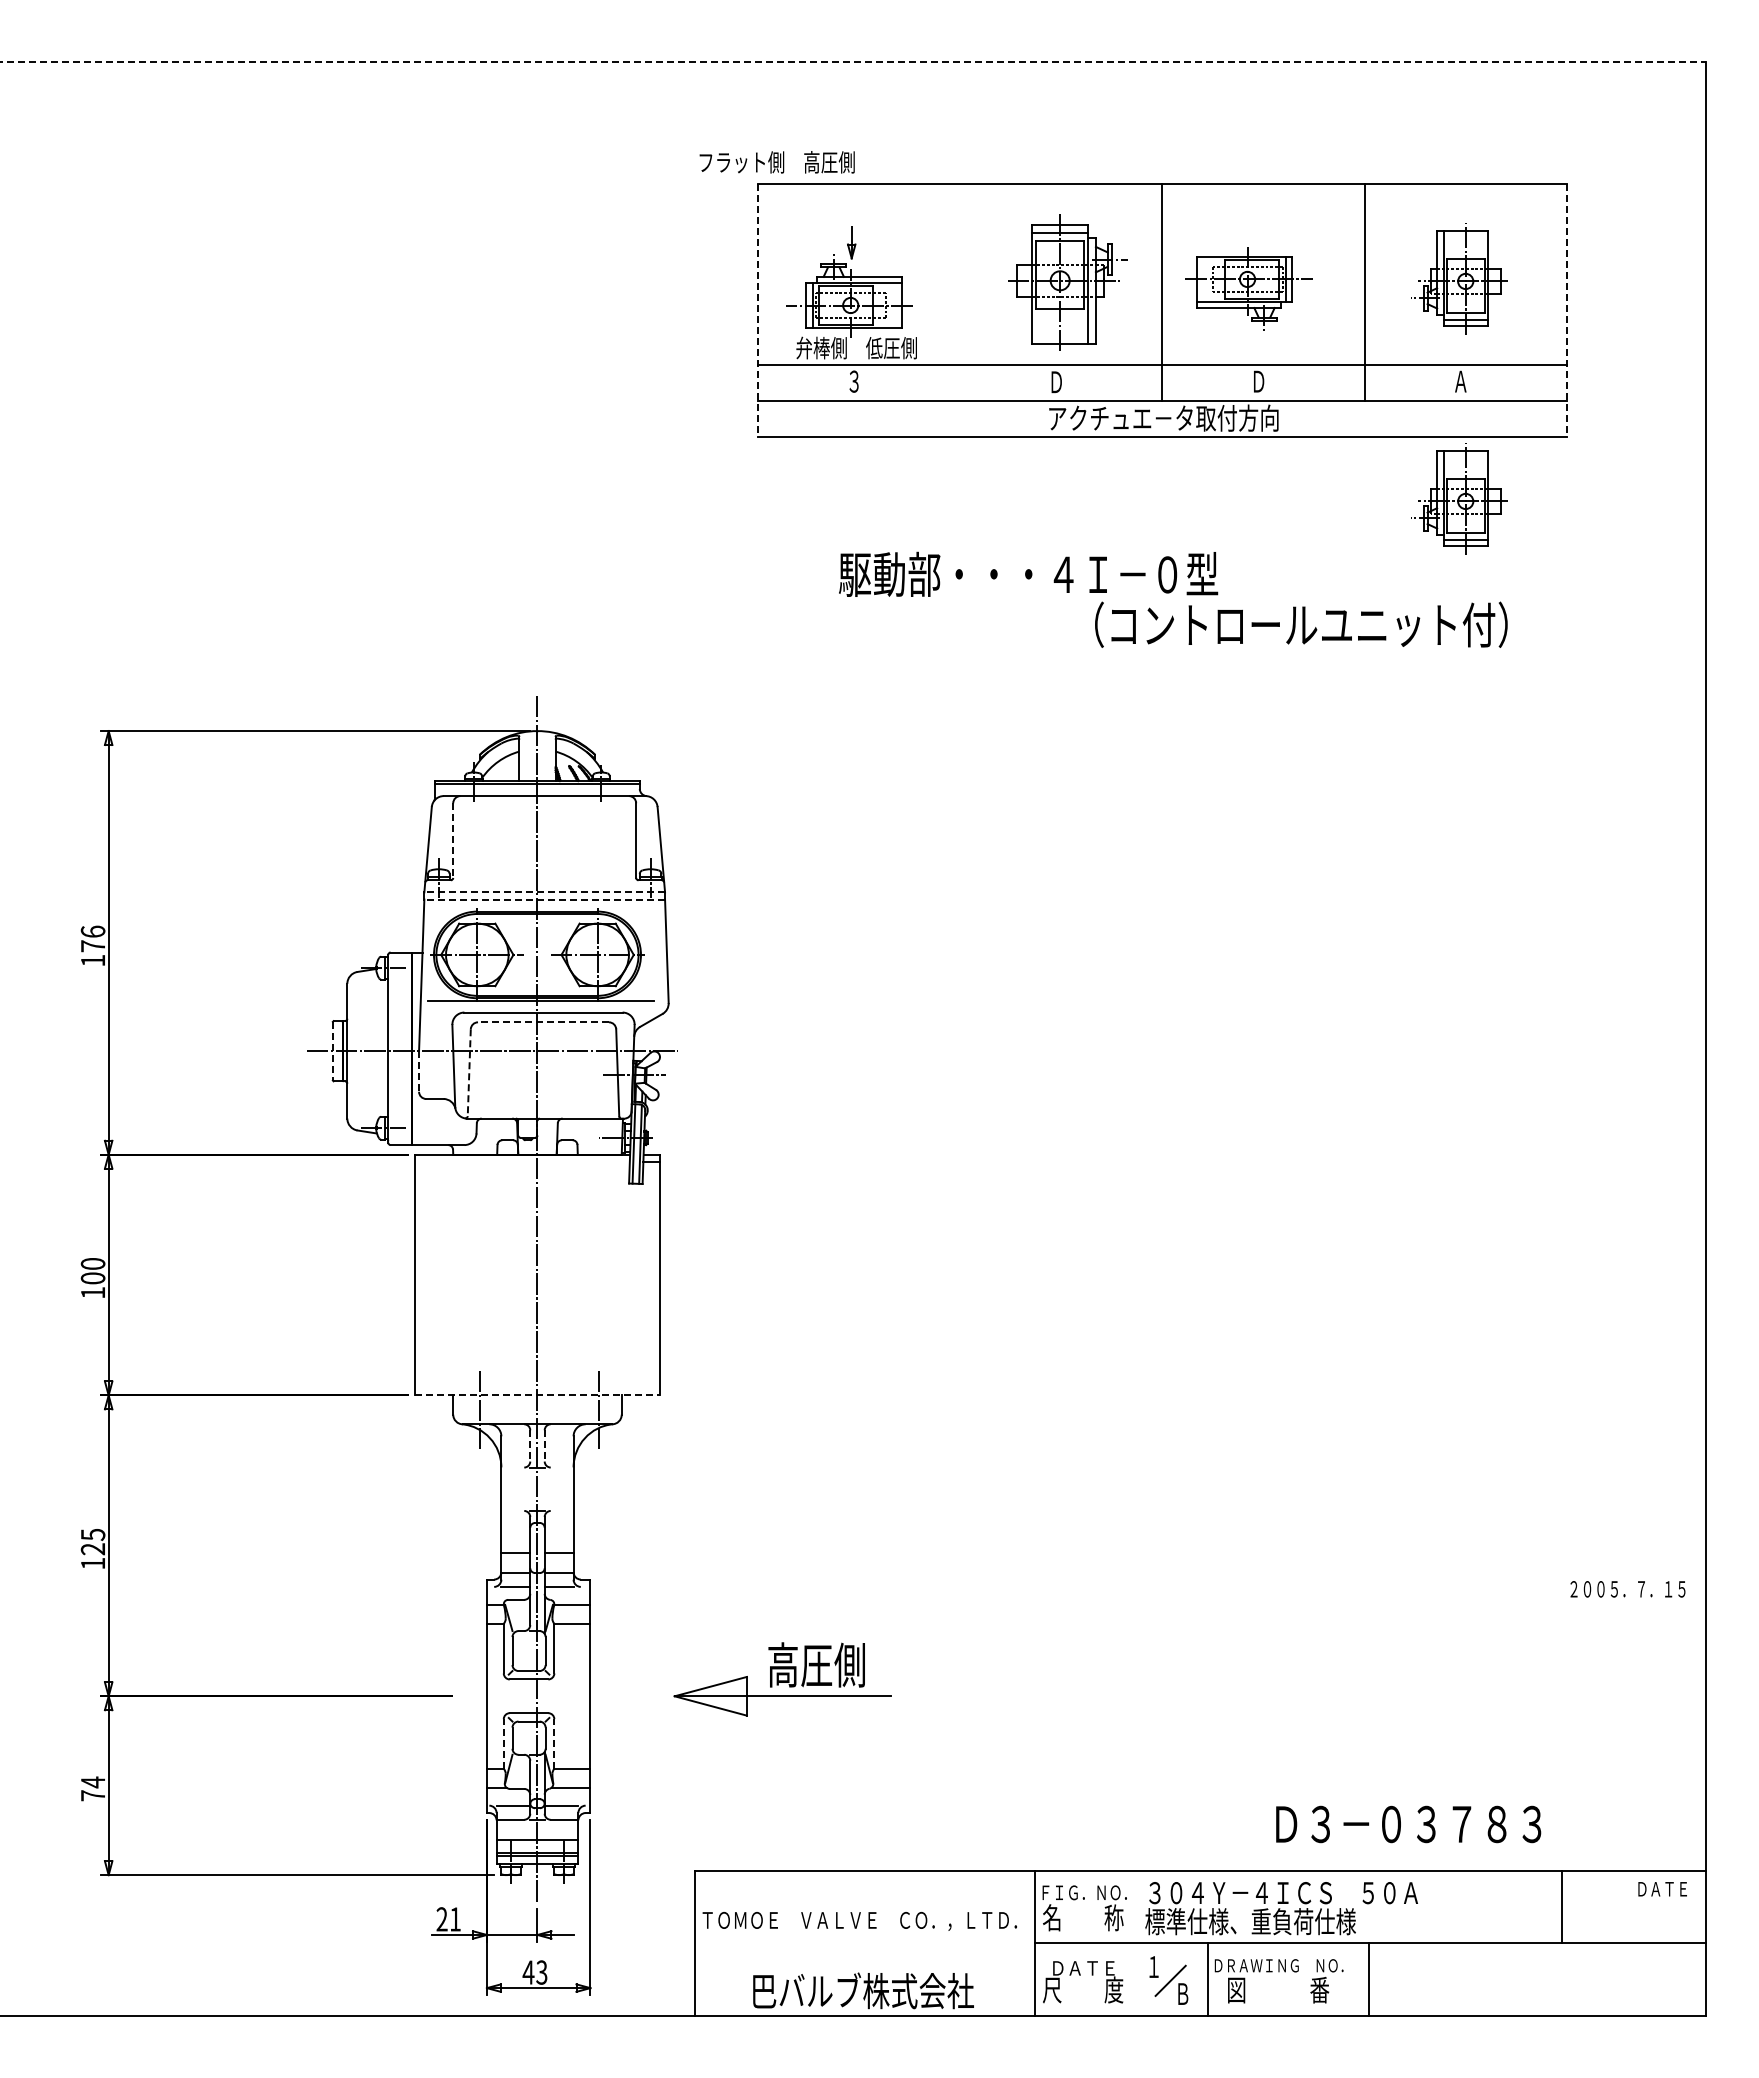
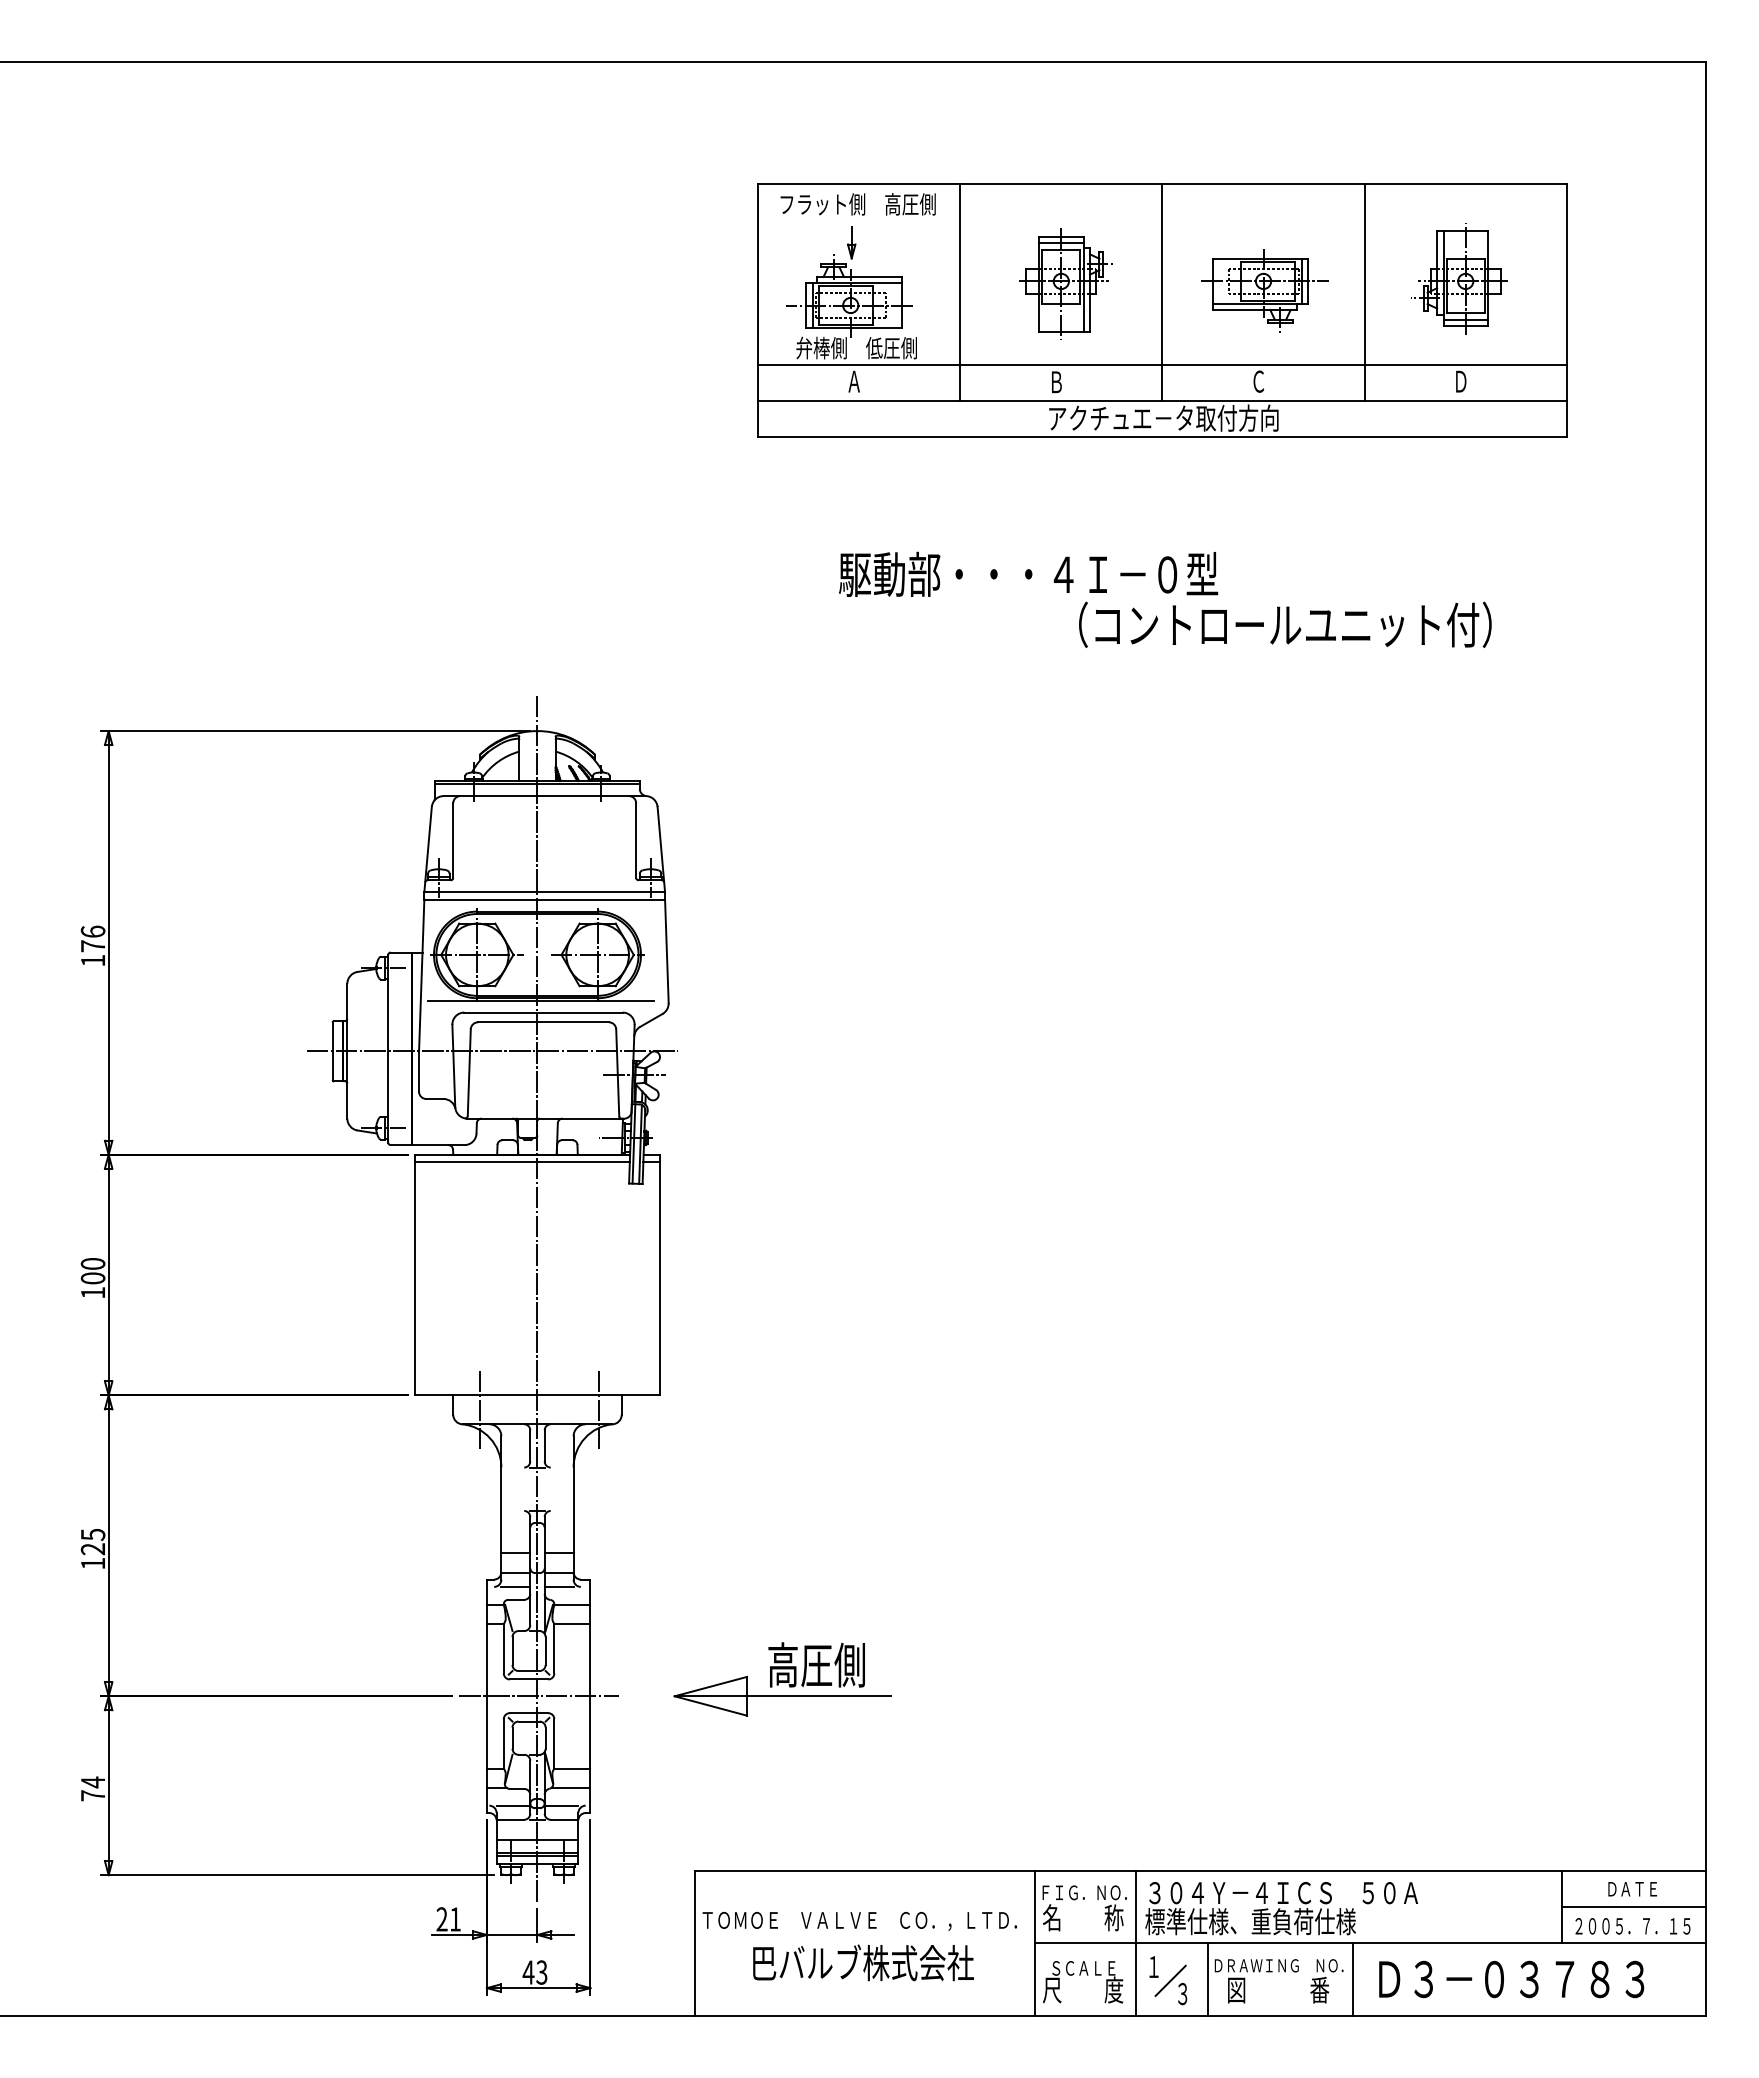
line: dashed -> solid (853, 62)
text position: (776, 162) -> (857, 204) (857, 204)
part size: 120x137 px -> 94x112 px (1065, 283)
part position: (1248, 288) -> (1264, 290) (1264, 290)
line: none -> present (960, 292)
line: dashed -> solid (758, 311)
line: dashed -> solid (1566, 311)
text: ３ -> Ａ (853, 381)
text: Ｄ -> Ｃ (1258, 381)
text: Ａ -> Ｄ (1460, 381)
text: Ｄ -> Ｂ (1056, 382)
part: present -> none (1459, 498)
text position: (1301, 624) -> (1285, 624) (1285, 624)
line: dashed -> solid (453, 841)
line: dashed -> solid (544, 892)
line: dashed -> solid (544, 899)
line: dashed -> solid (543, 1022)
line: dashed -> solid (332, 1051)
line: dashed -> solid (419, 1071)
line: dashed -> solid (469, 1073)
line: none -> present (521, 1161)
line: dashed -> solid (537, 1395)
line: dashed -> solid (530, 1445)
line: dashed -> solid (544, 1445)
text position: (1627, 1589) -> (1632, 1926) (1632, 1926)
line: none -> present (539, 1696)
line: dashed -> solid (503, 1744)
line: dashed -> solid (554, 1744)
text position: (1408, 1824) -> (1511, 1979) (1511, 1979)
text position: (1662, 1889) -> (1632, 1889) (1632, 1889)
line: none -> present (1633, 1907)
line: none -> present (1135, 1943)
text: ＤＡＴＥ -> ＳＣＡＬＥ (1083, 1968)
line position: (1368, 1979) -> (1352, 1979) (1352, 1979)
text position: (863, 1990) -> (863, 1962) (863, 1962)
text: Ｂ -> ３ (1183, 1993)
